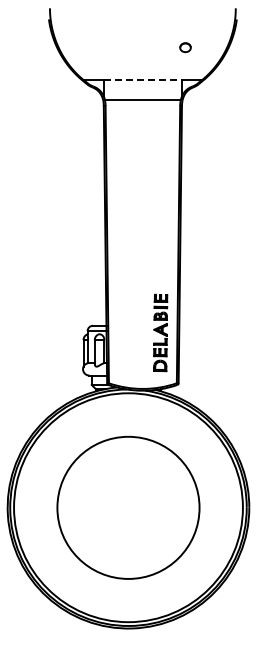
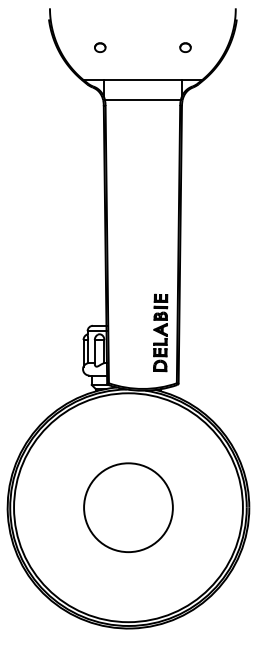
part: none -> present (100, 47)
line: dashed -> solid (143, 79)
circle size: 145x145 px -> 91x91 px (128, 507)
